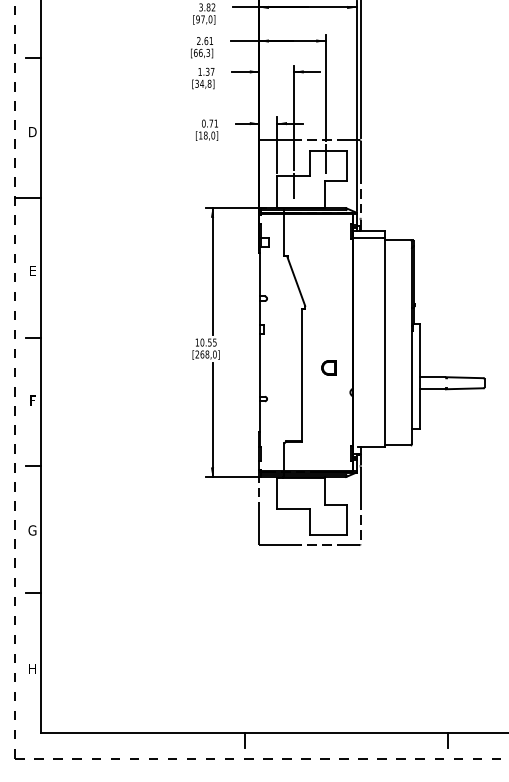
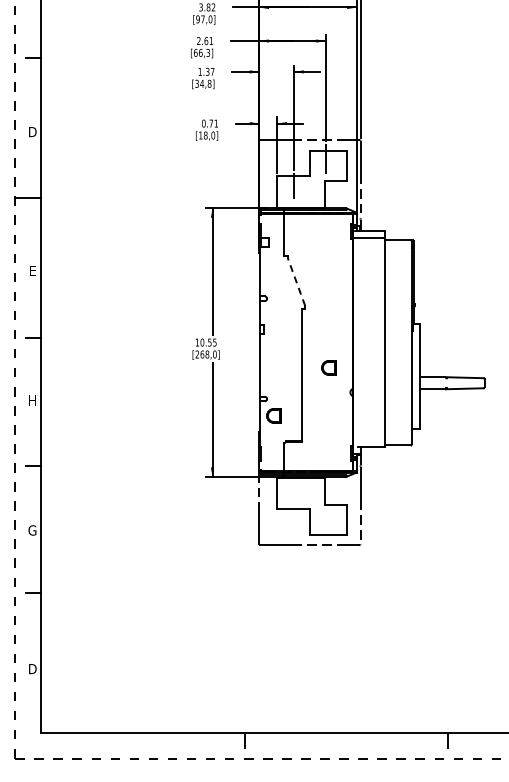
line: solid -> dashed (296, 281)
text: F -> H (32, 400)
part: none -> present (273, 415)
text: H -> D (32, 669)
